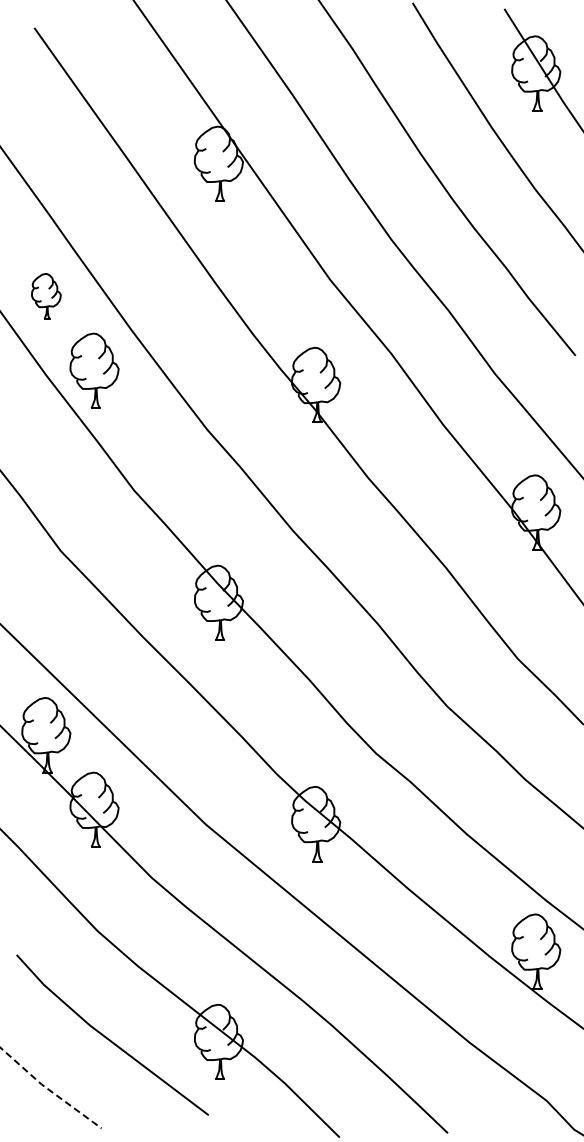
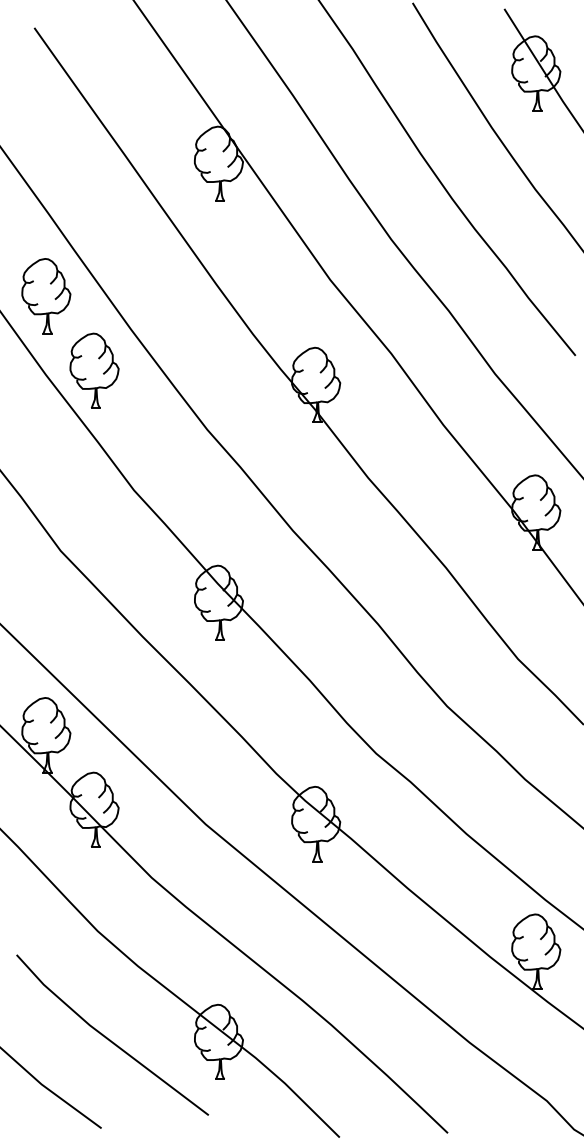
part size: 31x47 px -> 51x77 px (46, 296)
line: dashed -> solid (48, 1089)
